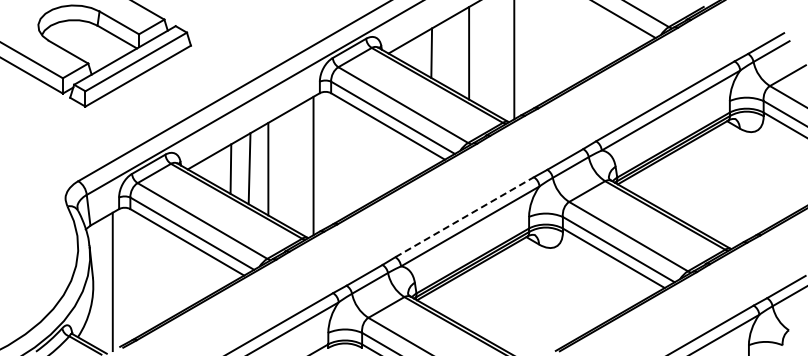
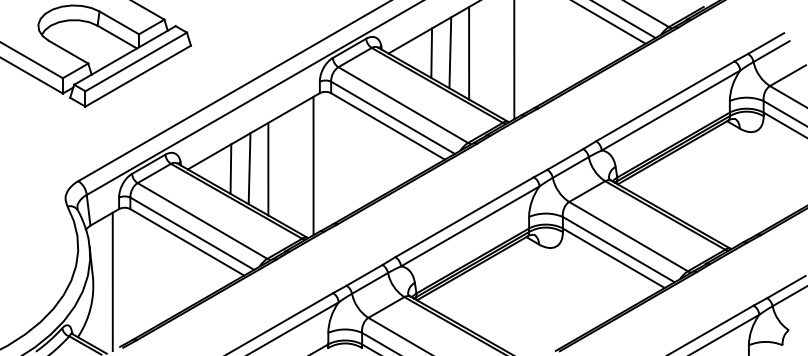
line: none -> present (609, 22)
line: none -> present (450, 52)
line: dashed -> solid (464, 217)
